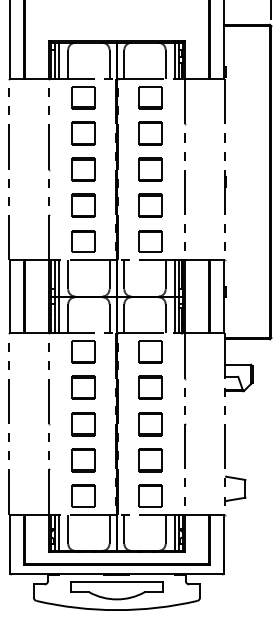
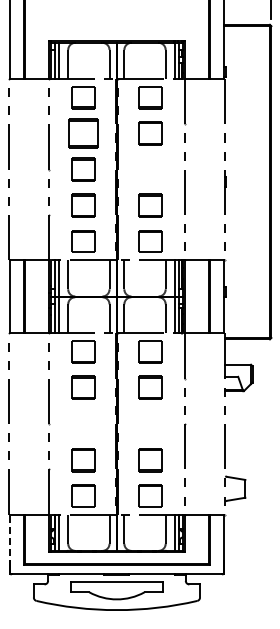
part size: 25x25 px -> 31x31 px (83, 133)
part: present -> none (150, 169)
part: present -> none (83, 424)
part: present -> none (150, 424)
line: solid -> dashed (9, 540)
